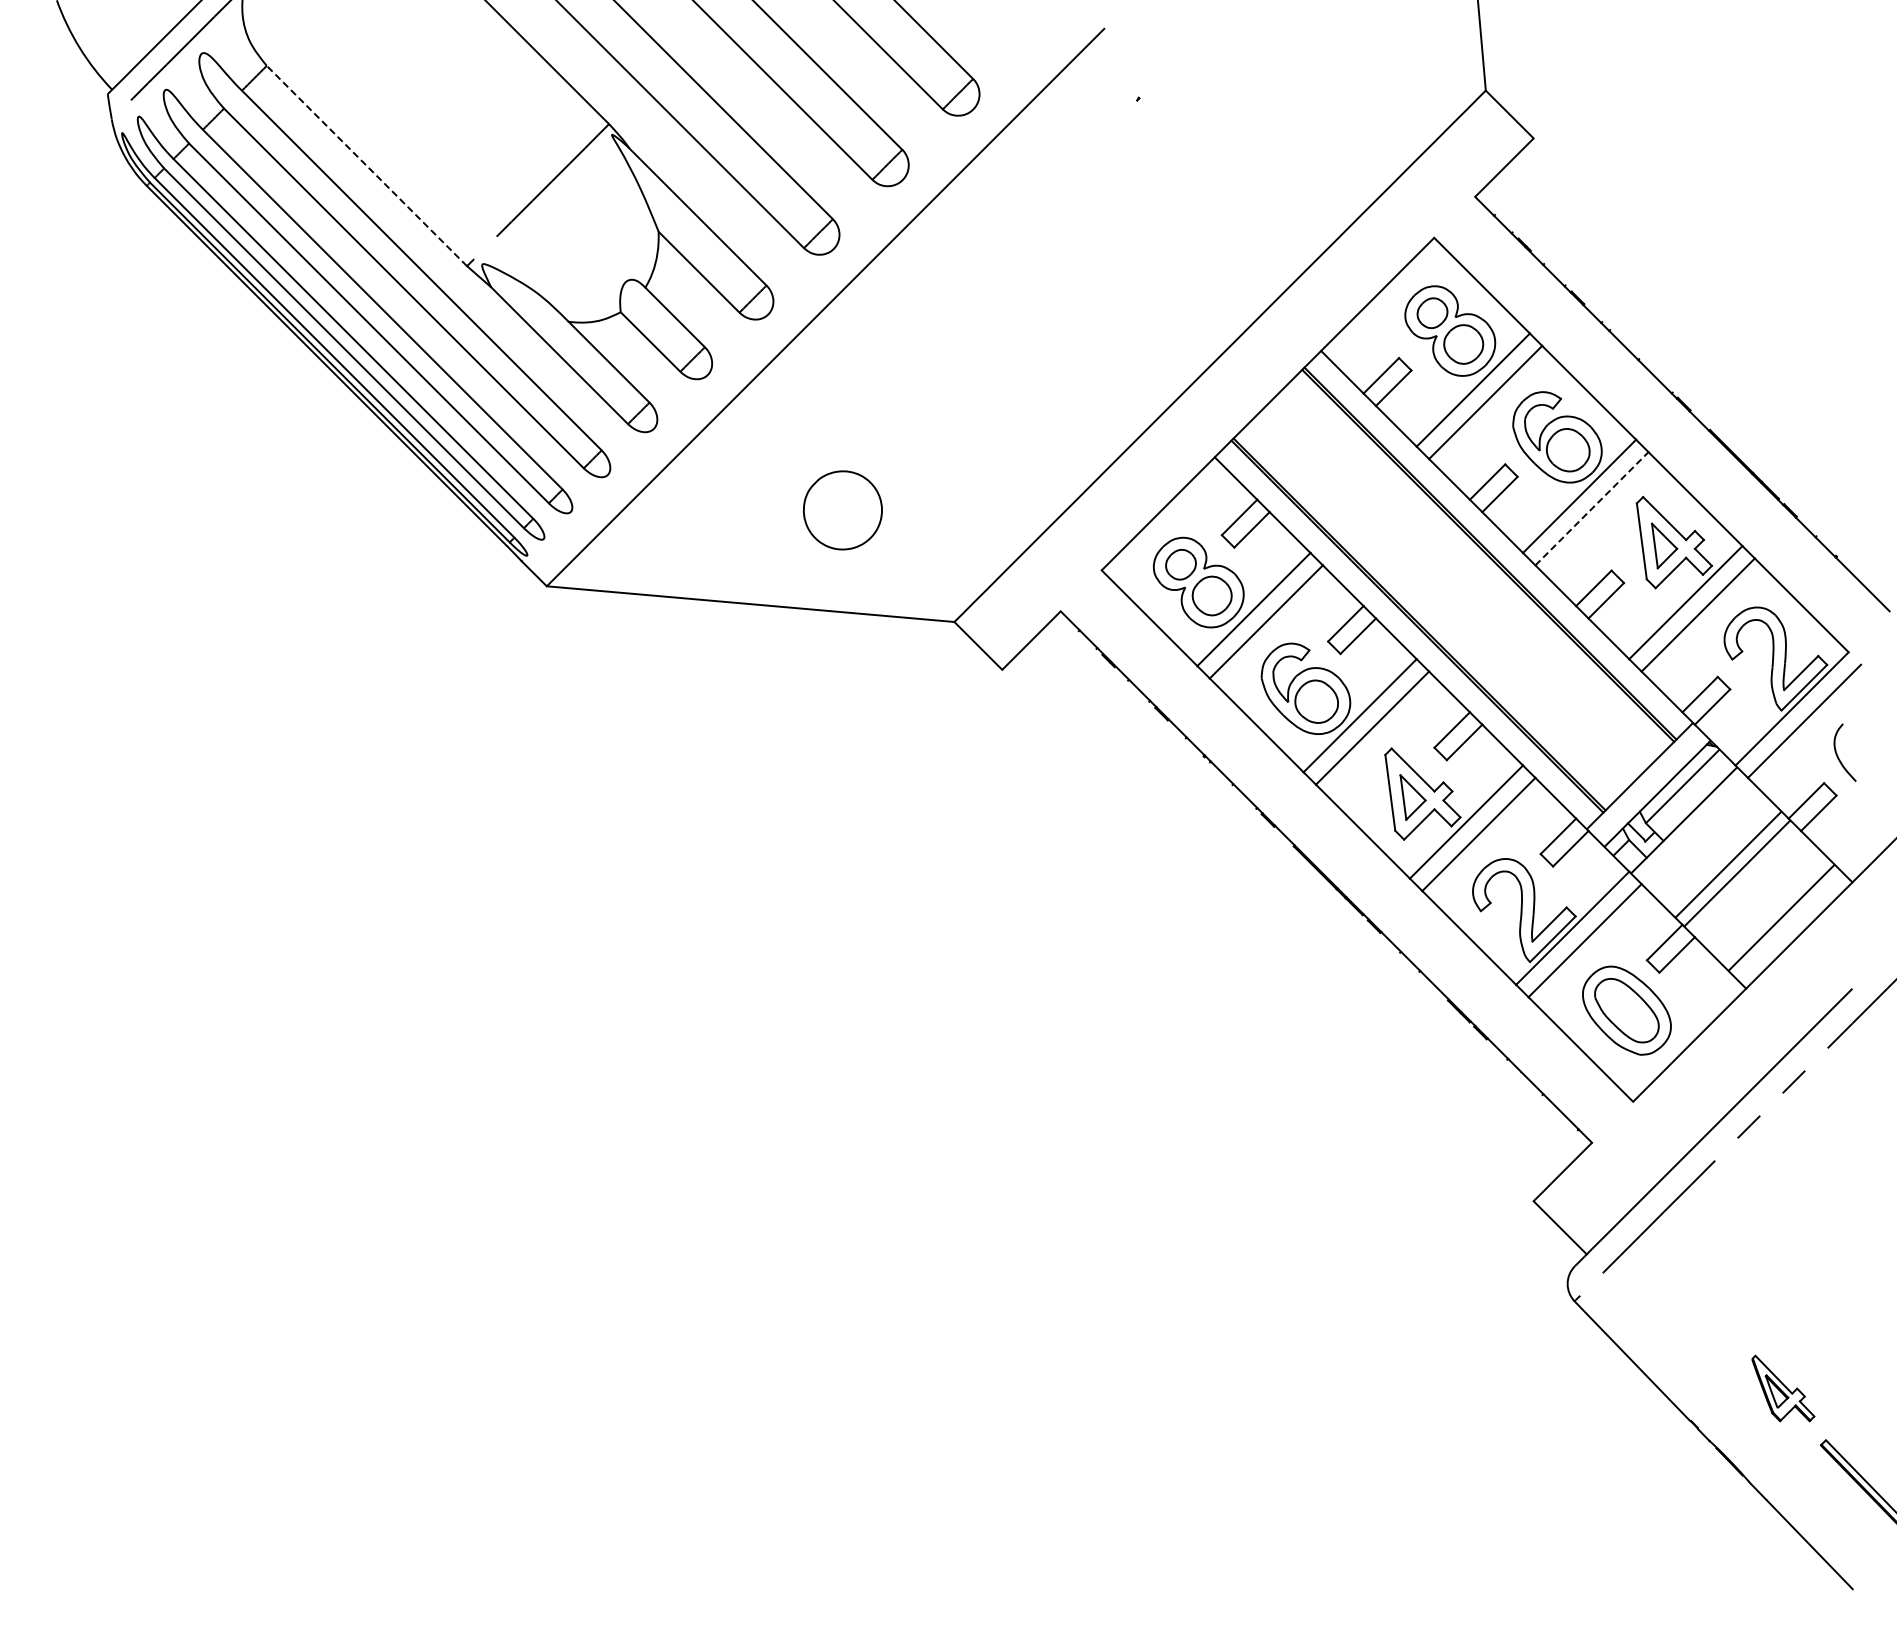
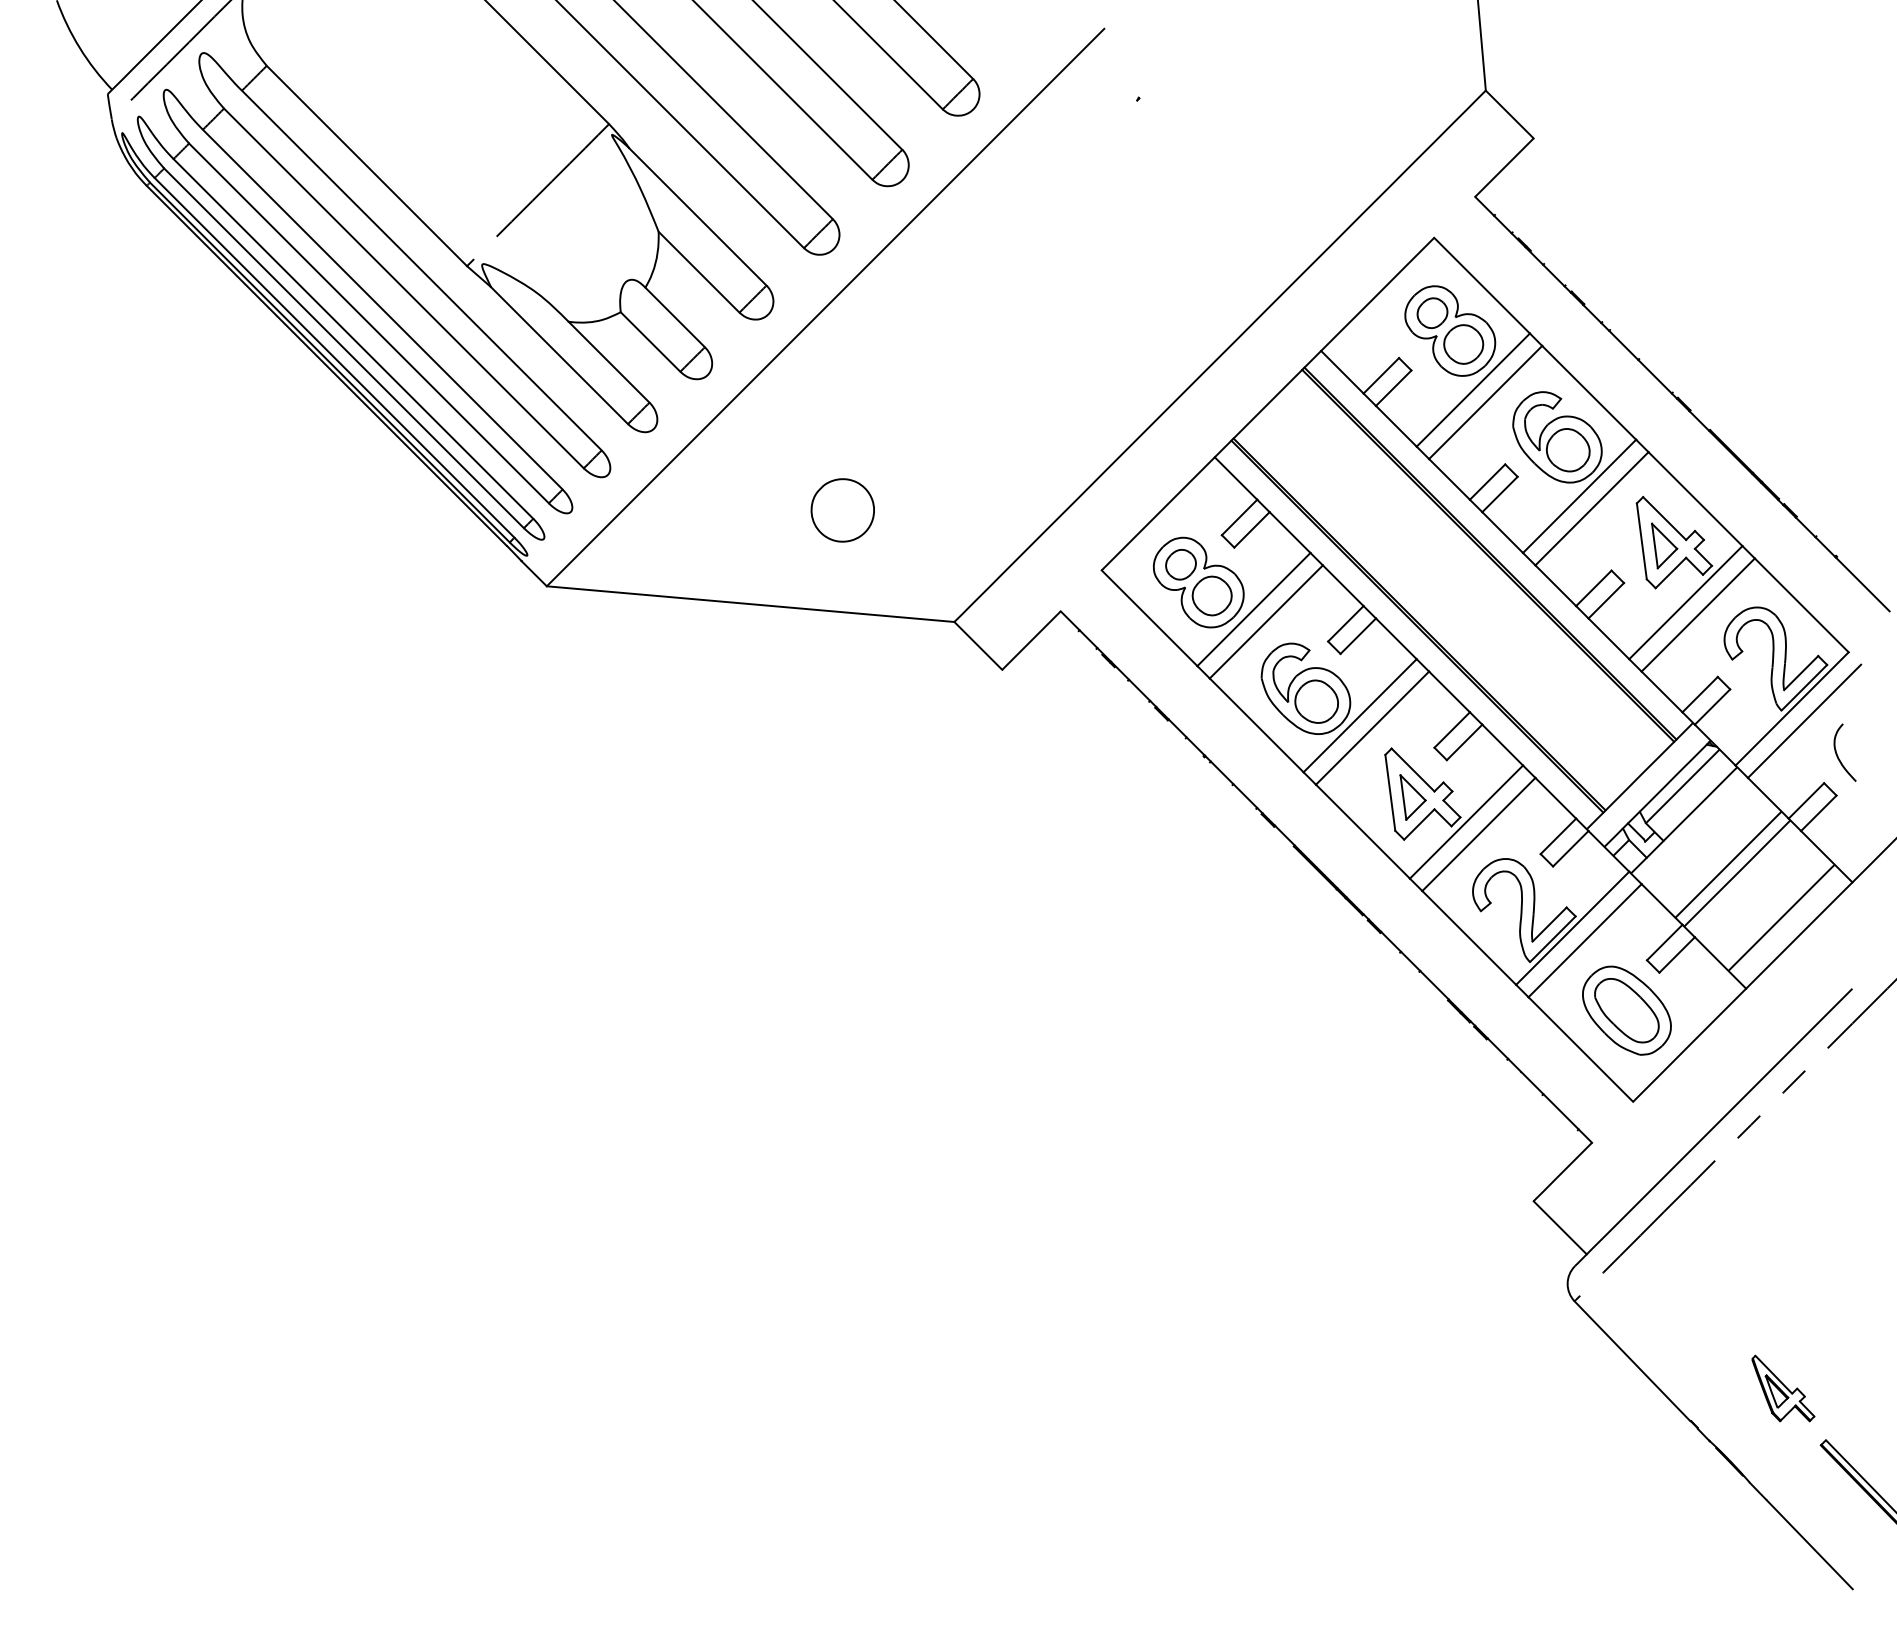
line: dashed -> solid (366, 166)
line: dashed -> solid (1592, 508)
part size: 81x81 px -> 65x65 px (842, 510)
